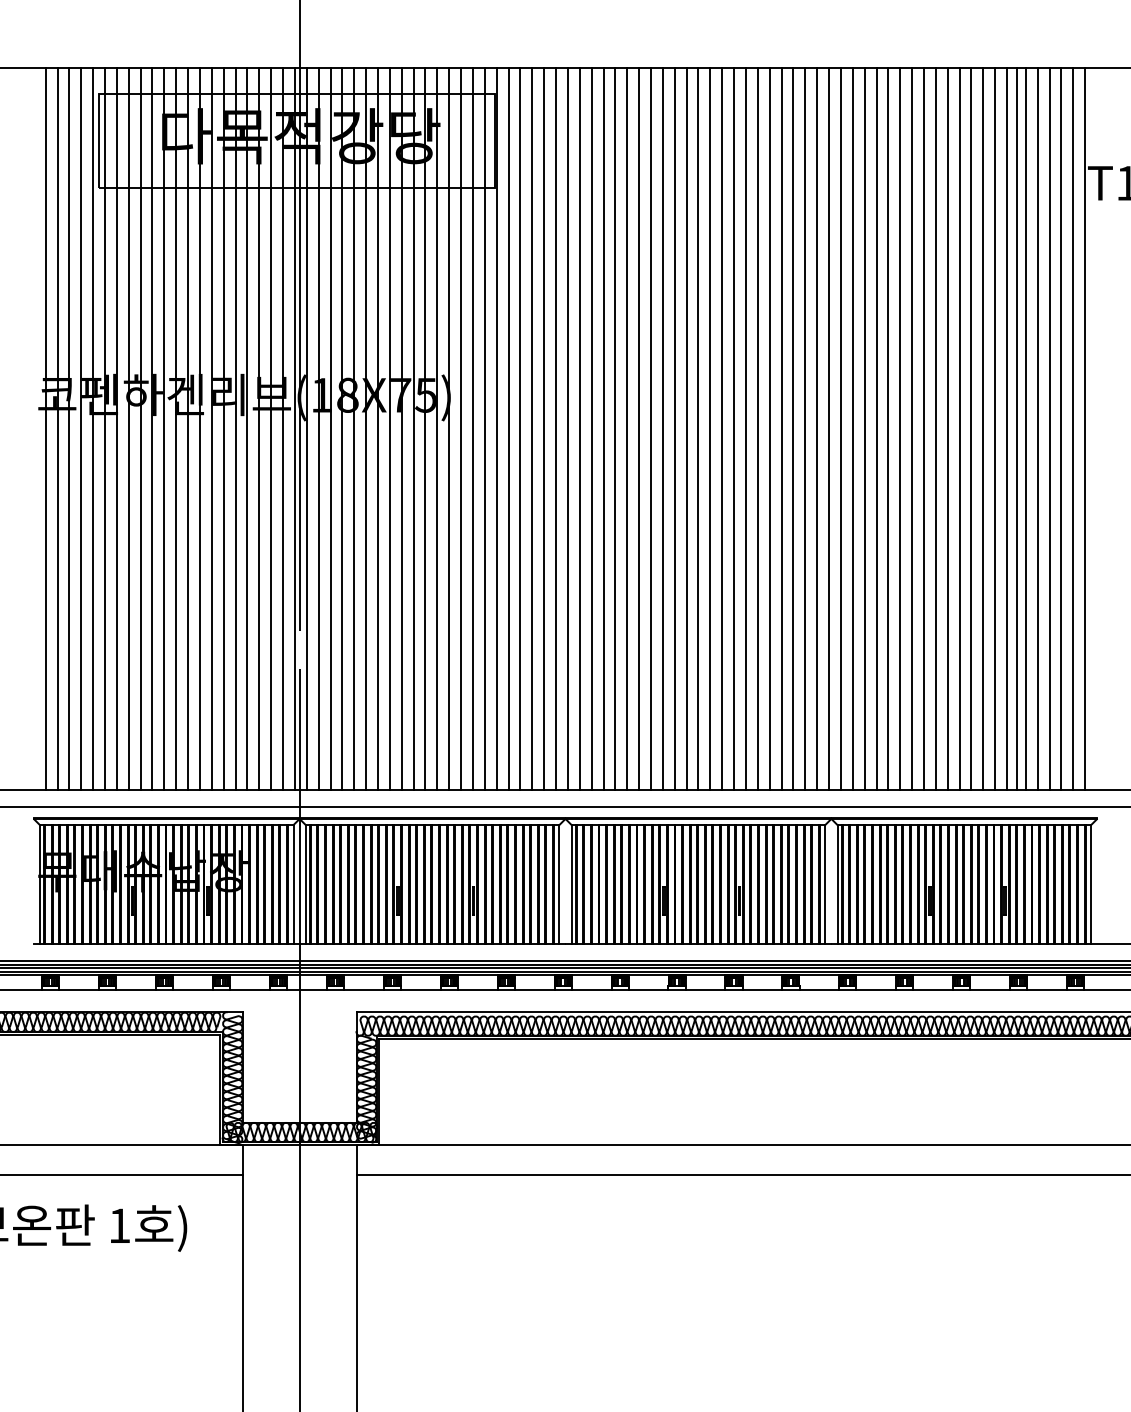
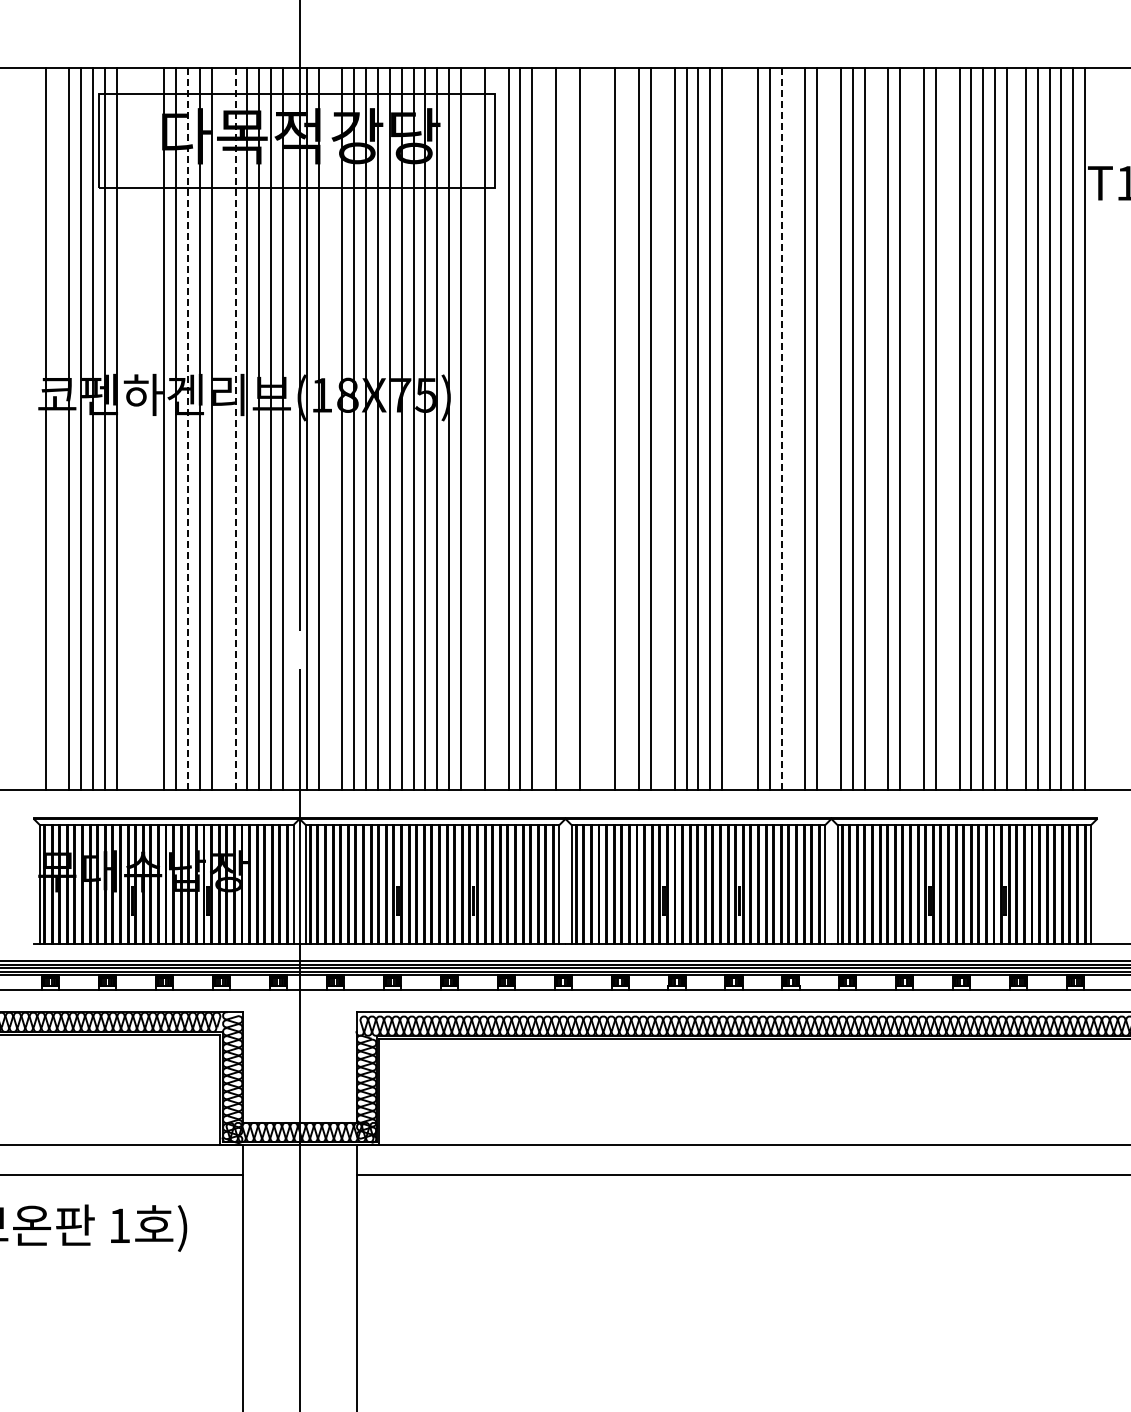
line: present -> none (57, 428)
line: present -> none (128, 428)
line: present -> none (140, 428)
line: present -> none (152, 428)
line: solid -> dashed (188, 428)
line: present -> none (223, 428)
line: solid -> dashed (235, 428)
line: present -> none (294, 428)
line: present -> none (330, 428)
line: present -> none (472, 428)
line: present -> none (496, 428)
line: present -> none (544, 428)
line: present -> none (567, 428)
line: present -> none (591, 428)
line: present -> none (603, 428)
line: present -> none (627, 428)
line: present -> none (662, 428)
line: present -> none (734, 428)
line: present -> none (745, 428)
line: solid -> dashed (781, 428)
line: present -> none (793, 428)
line: present -> none (829, 428)
line: present -> none (876, 428)
line: present -> none (912, 428)
line: present -> none (947, 428)
line: present -> none (1016, 428)
line: present -> none (564, 807)
